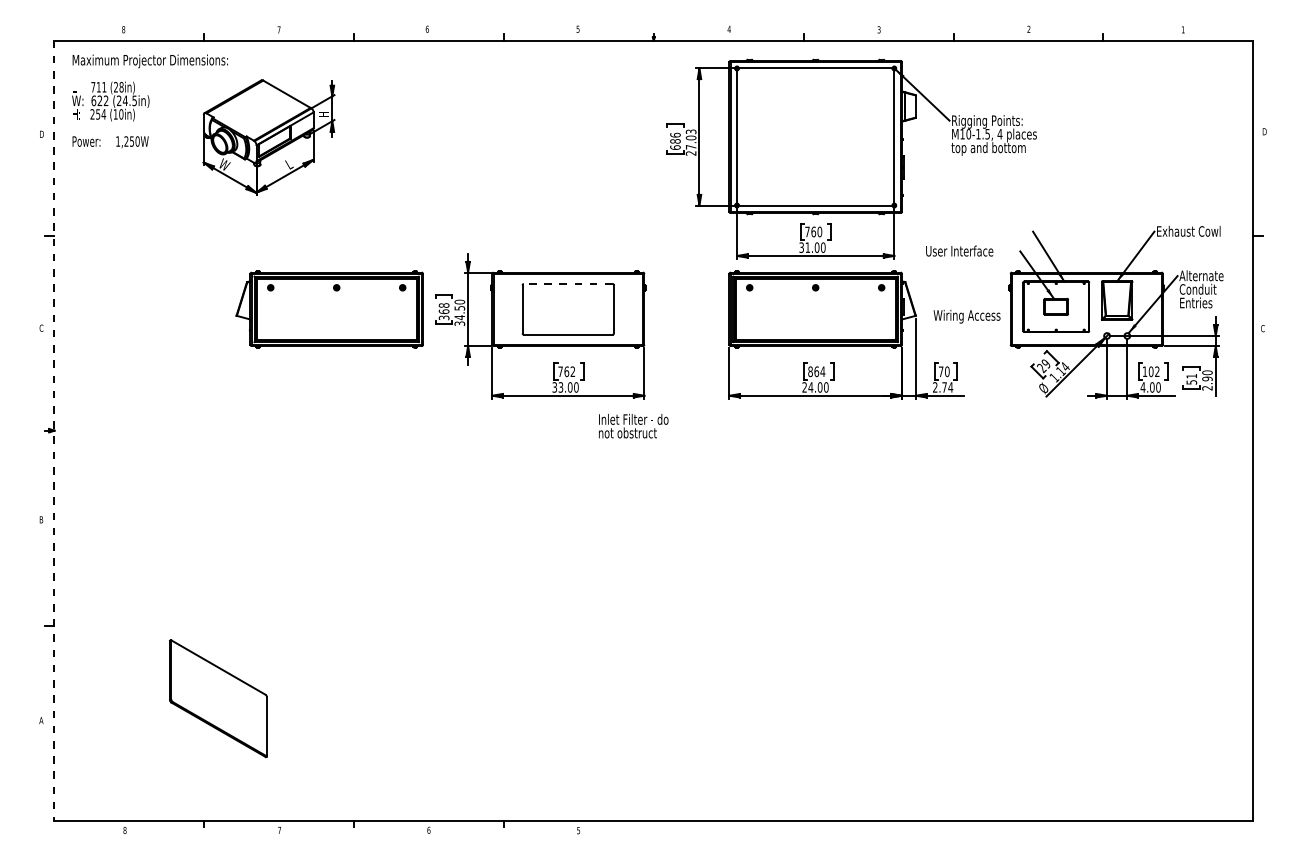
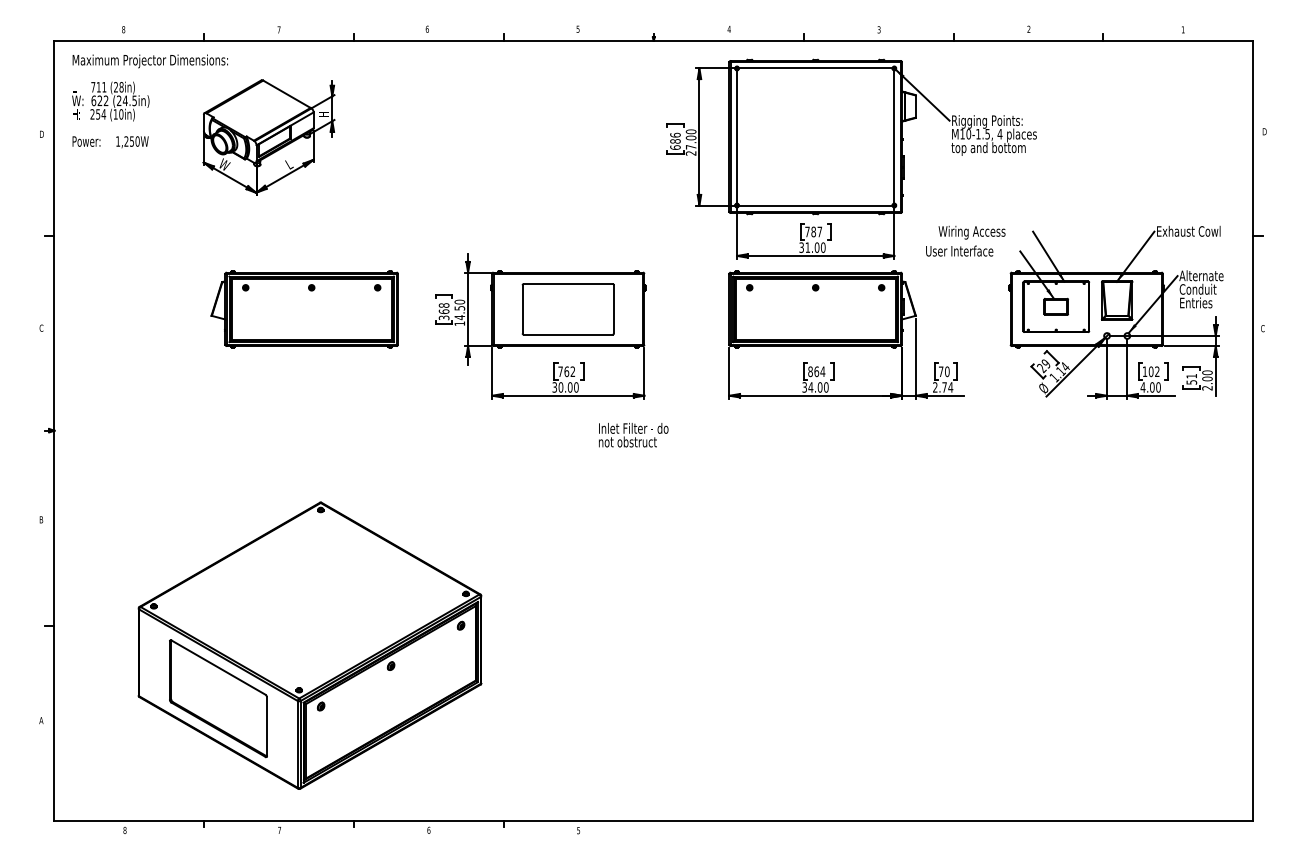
text: 27.03 -> 27.00 (690, 131)
text: 760 -> 787 (816, 231)
line: dashed -> solid (567, 283)
part position: (329, 309) -> (304, 309) (304, 309)
text position: (966, 316) -> (971, 232) (971, 232)
text: 34.50 -> 14.50 (459, 323)
text: 2.90 -> 2.00 (1207, 378)
text: 33.00 -> 30.00 (560, 387)
text: 24.00 -> 34.00 (804, 387)
text position: (633, 425) -> (633, 434) (633, 434)
line: dashed -> solid (54, 431)
part: none -> present (309, 645)
